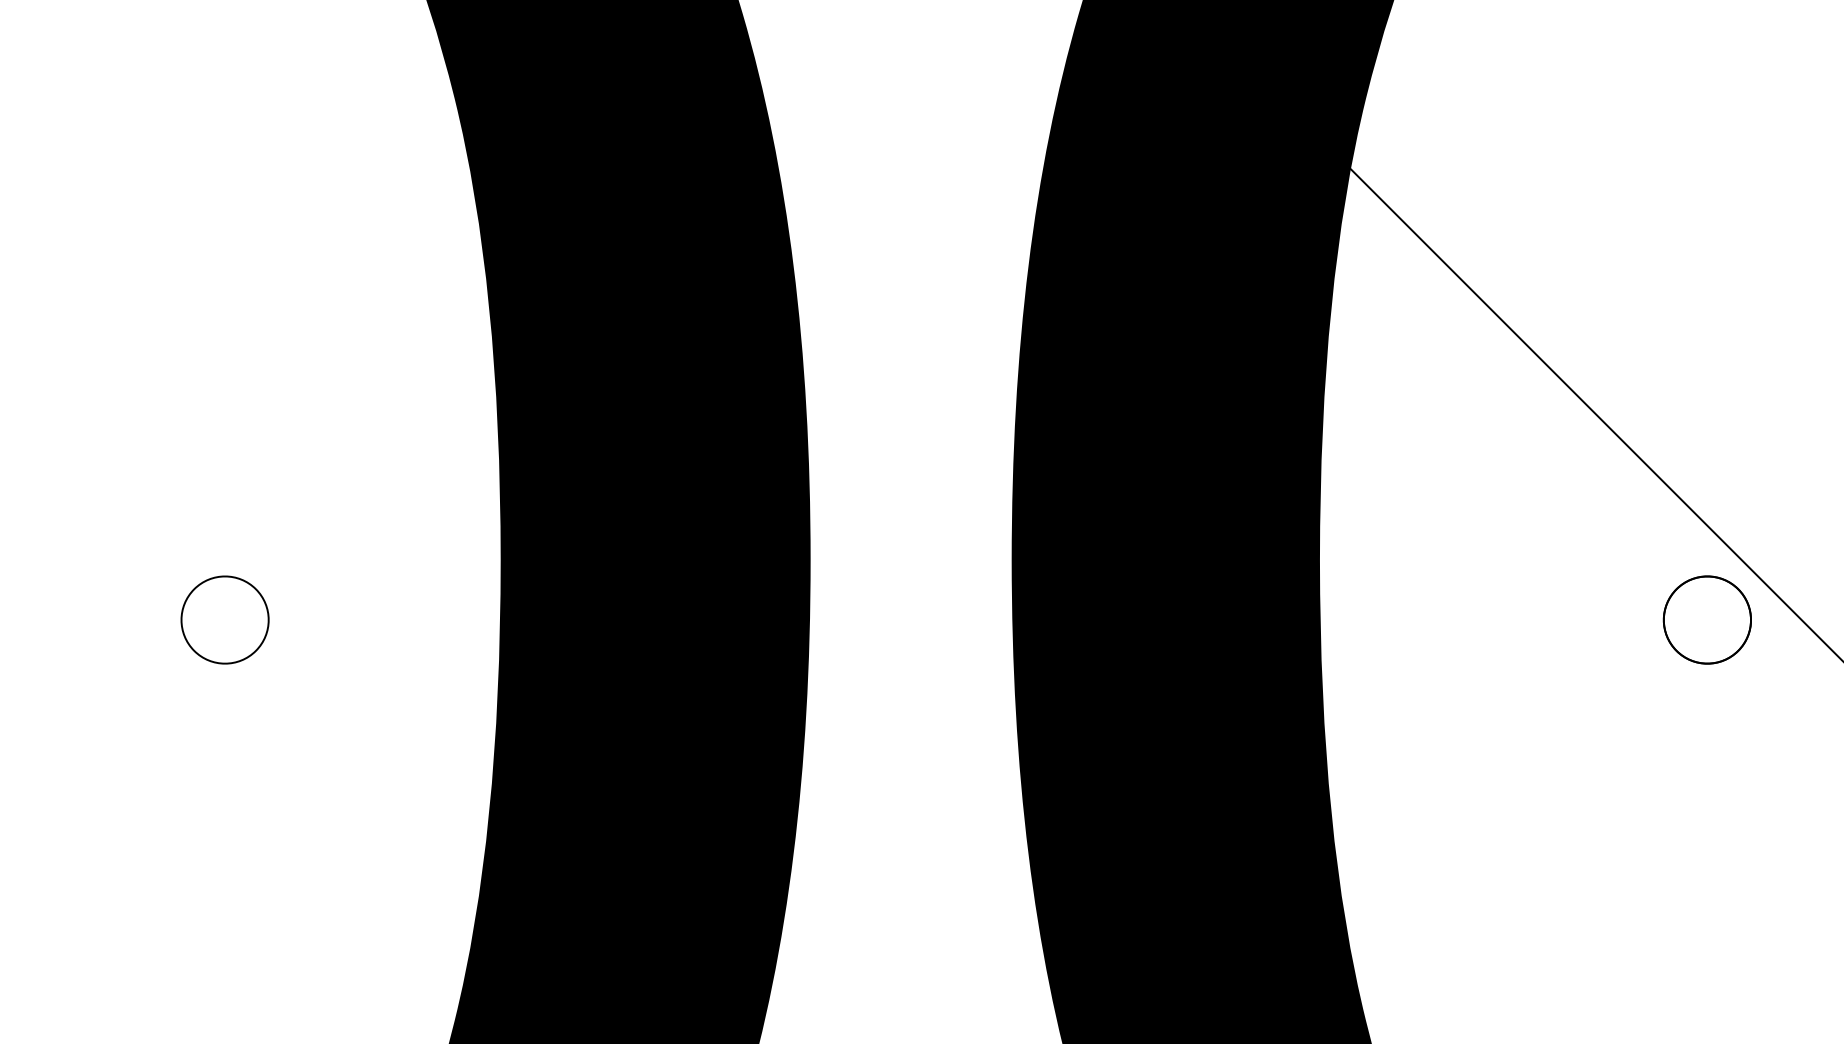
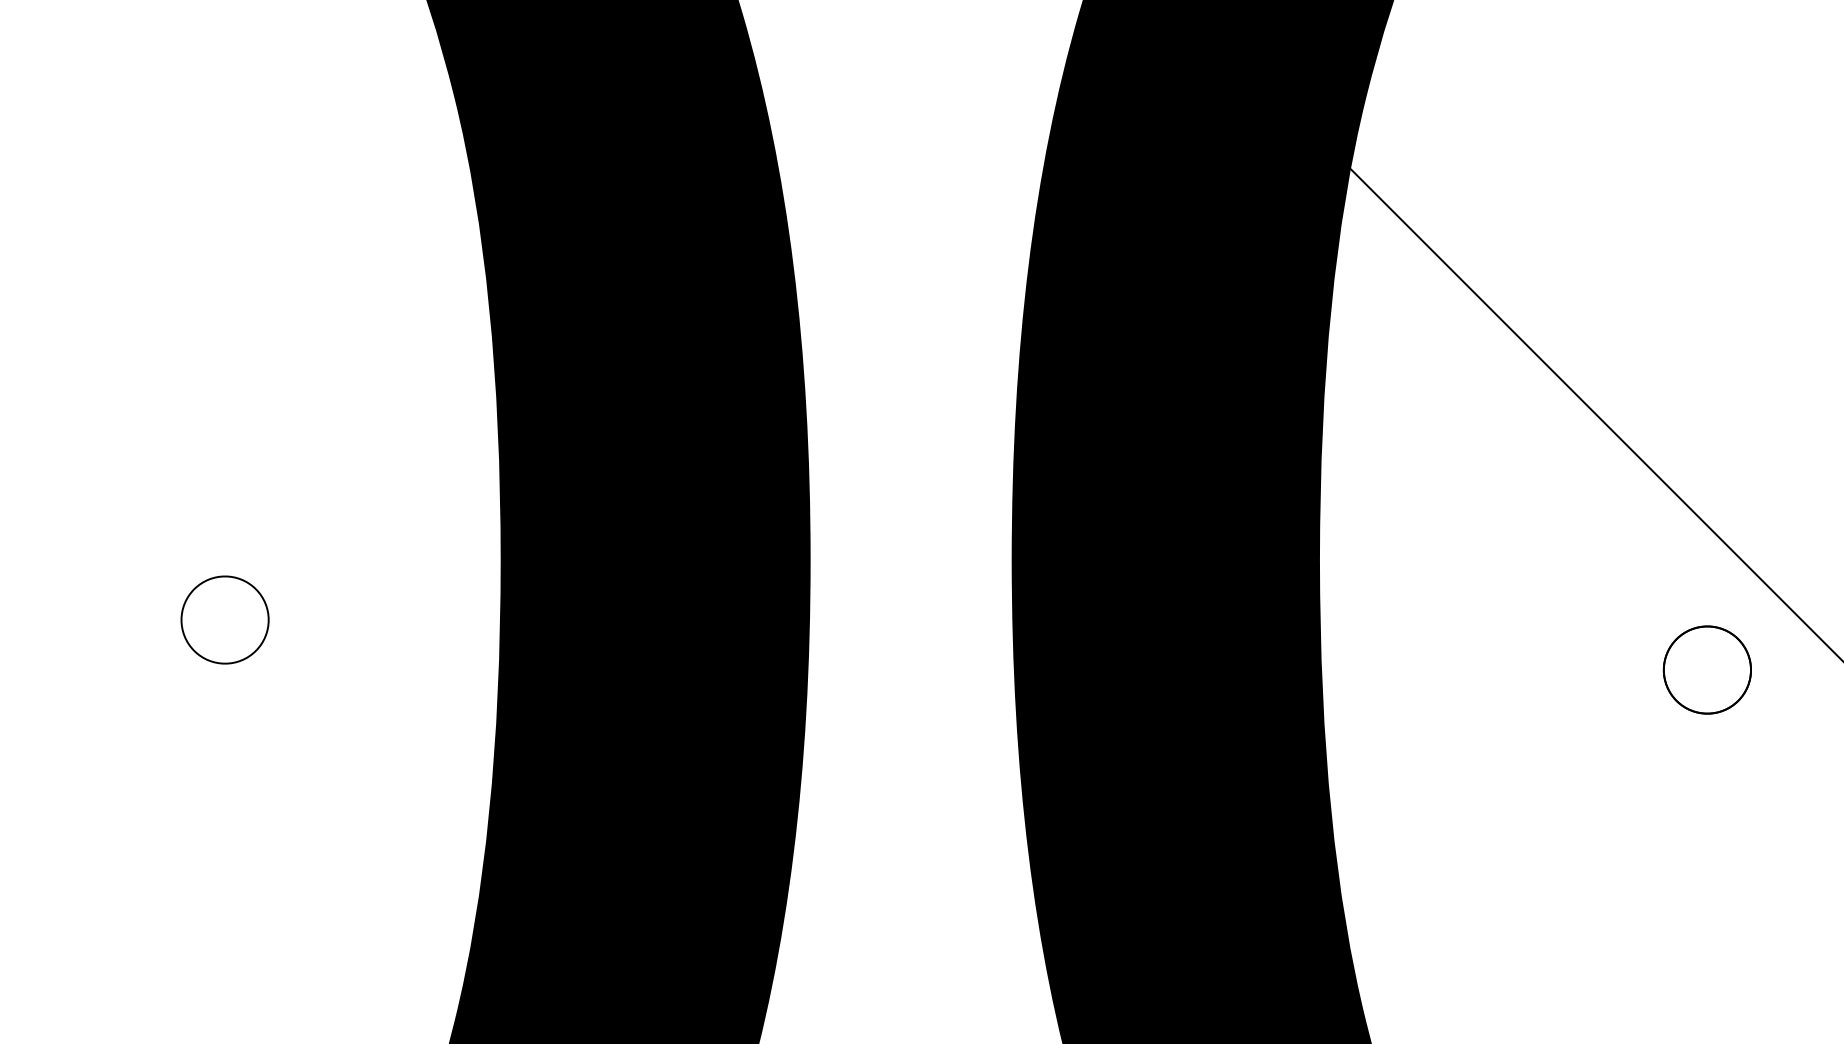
part position: (1706, 619) -> (1706, 669) (1706, 669)
